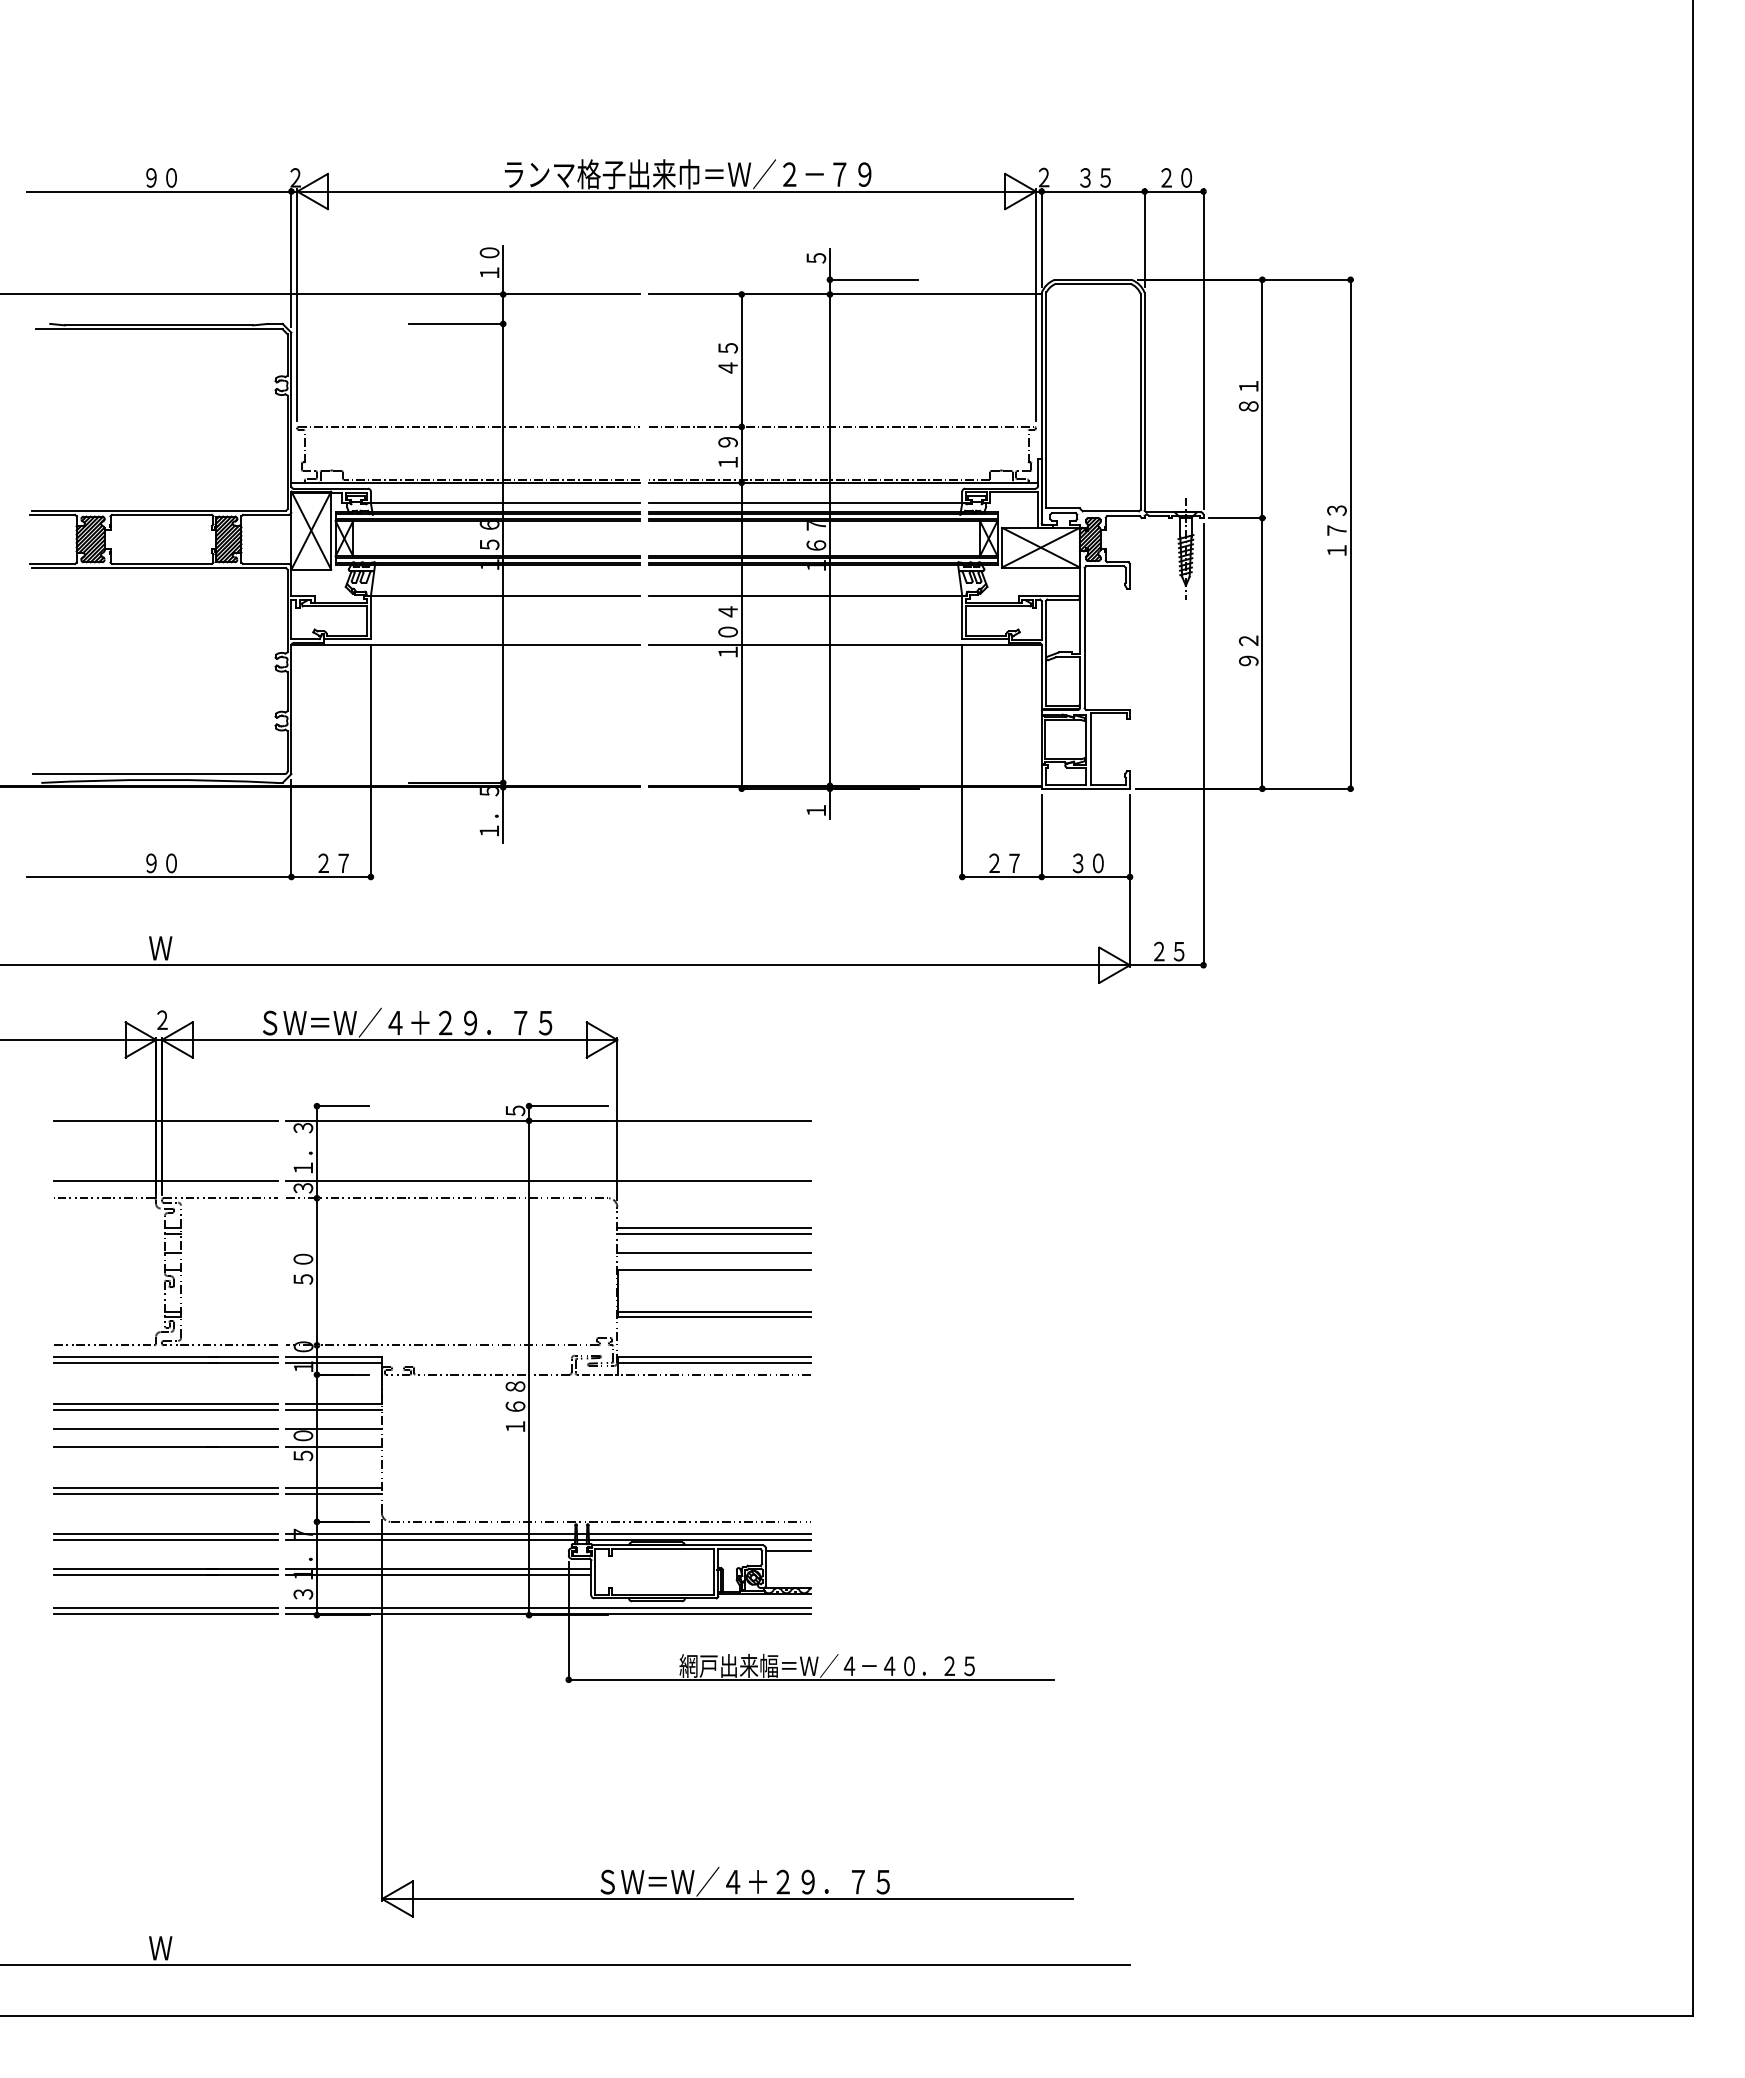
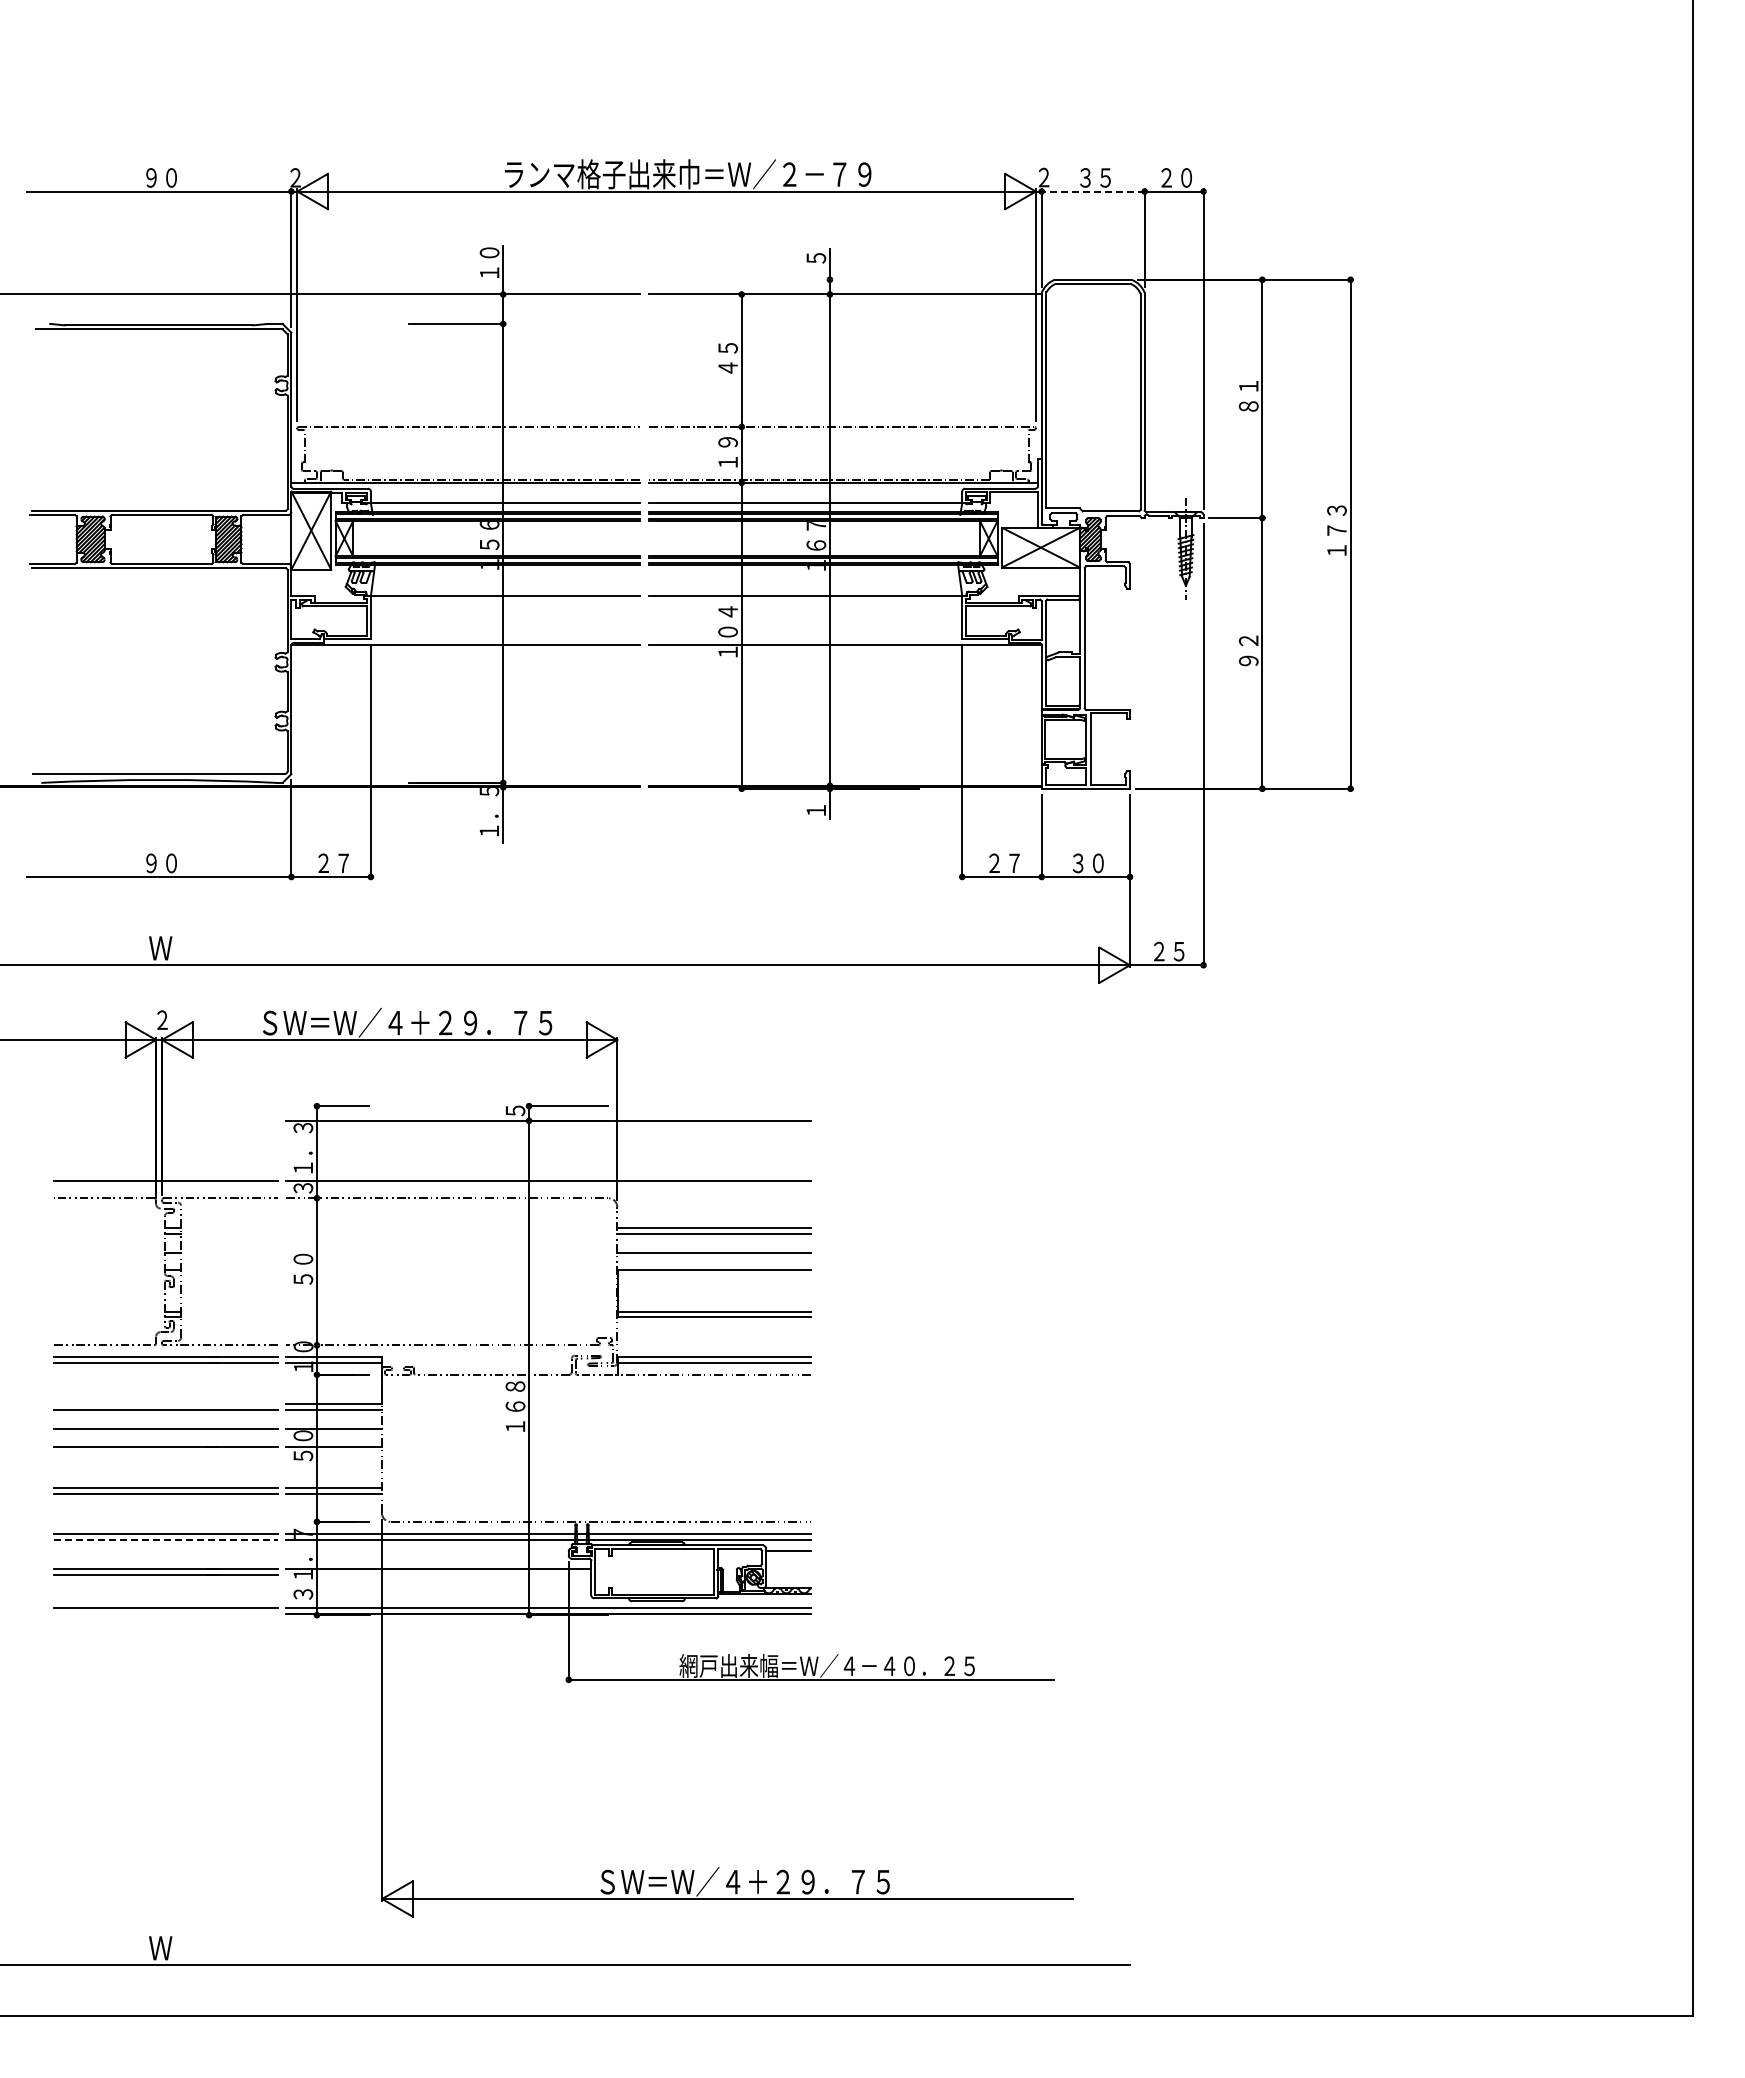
line: solid -> dashed (1092, 191)
line: present -> none (872, 279)
line: present -> none (165, 1120)
line: present -> none (165, 1404)
line: solid -> dashed (165, 1539)
line: present -> none (438, 1574)
line: present -> none (165, 1613)
